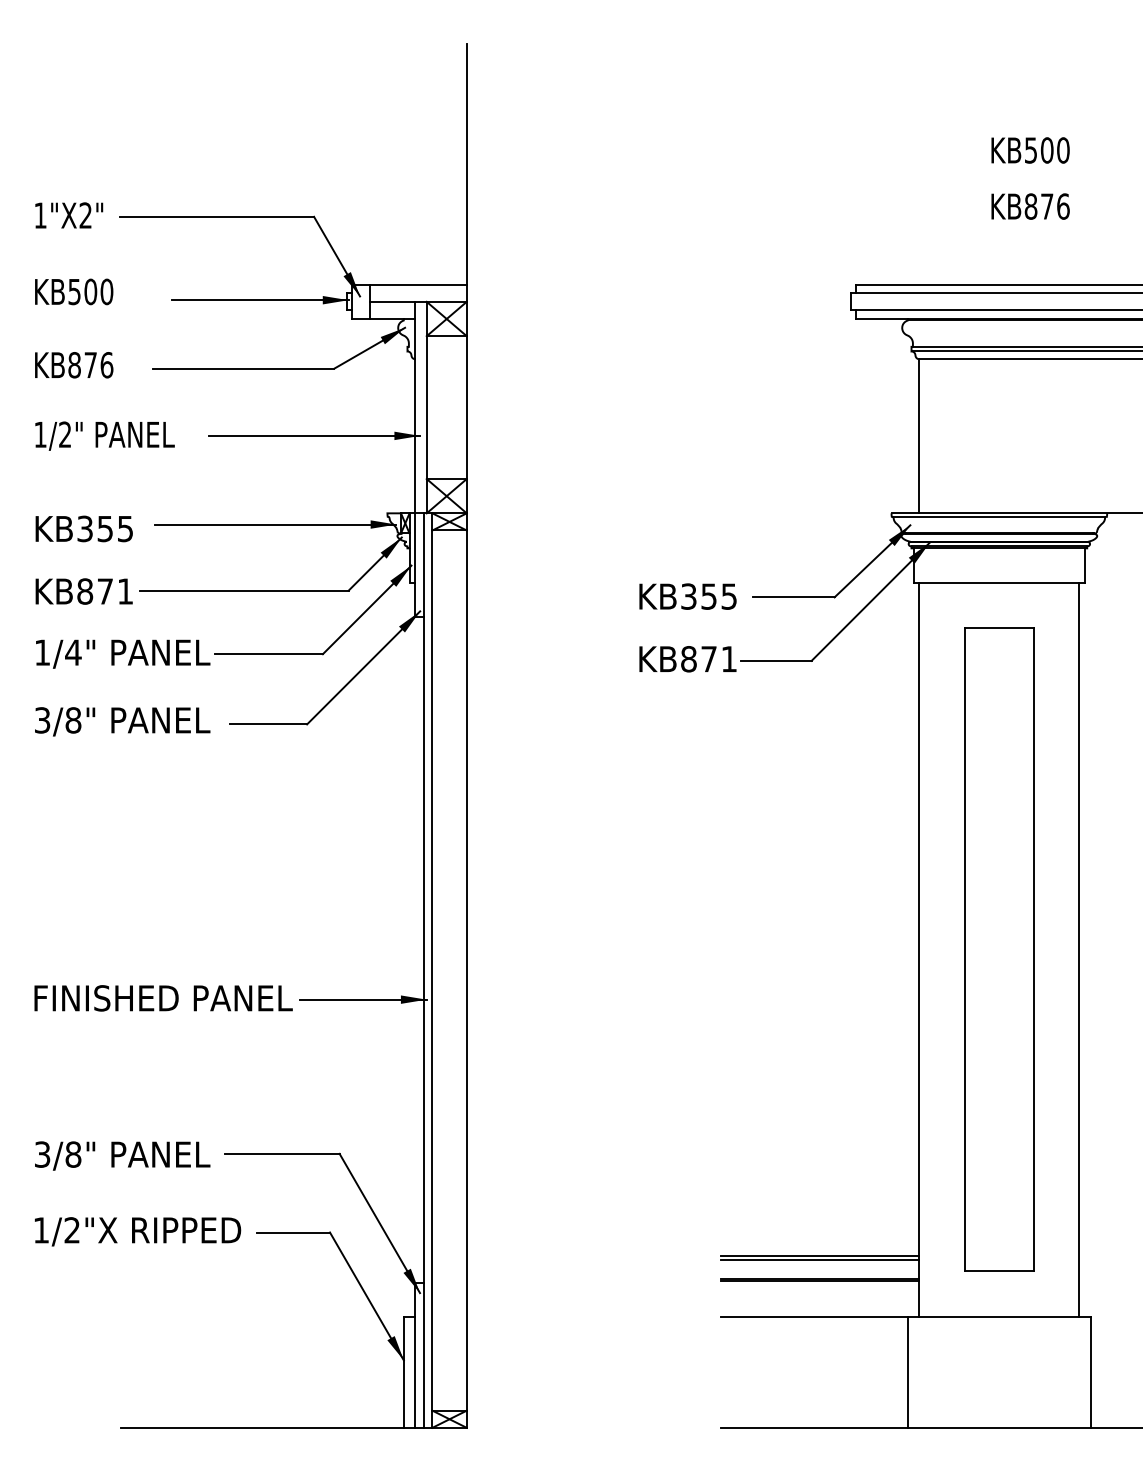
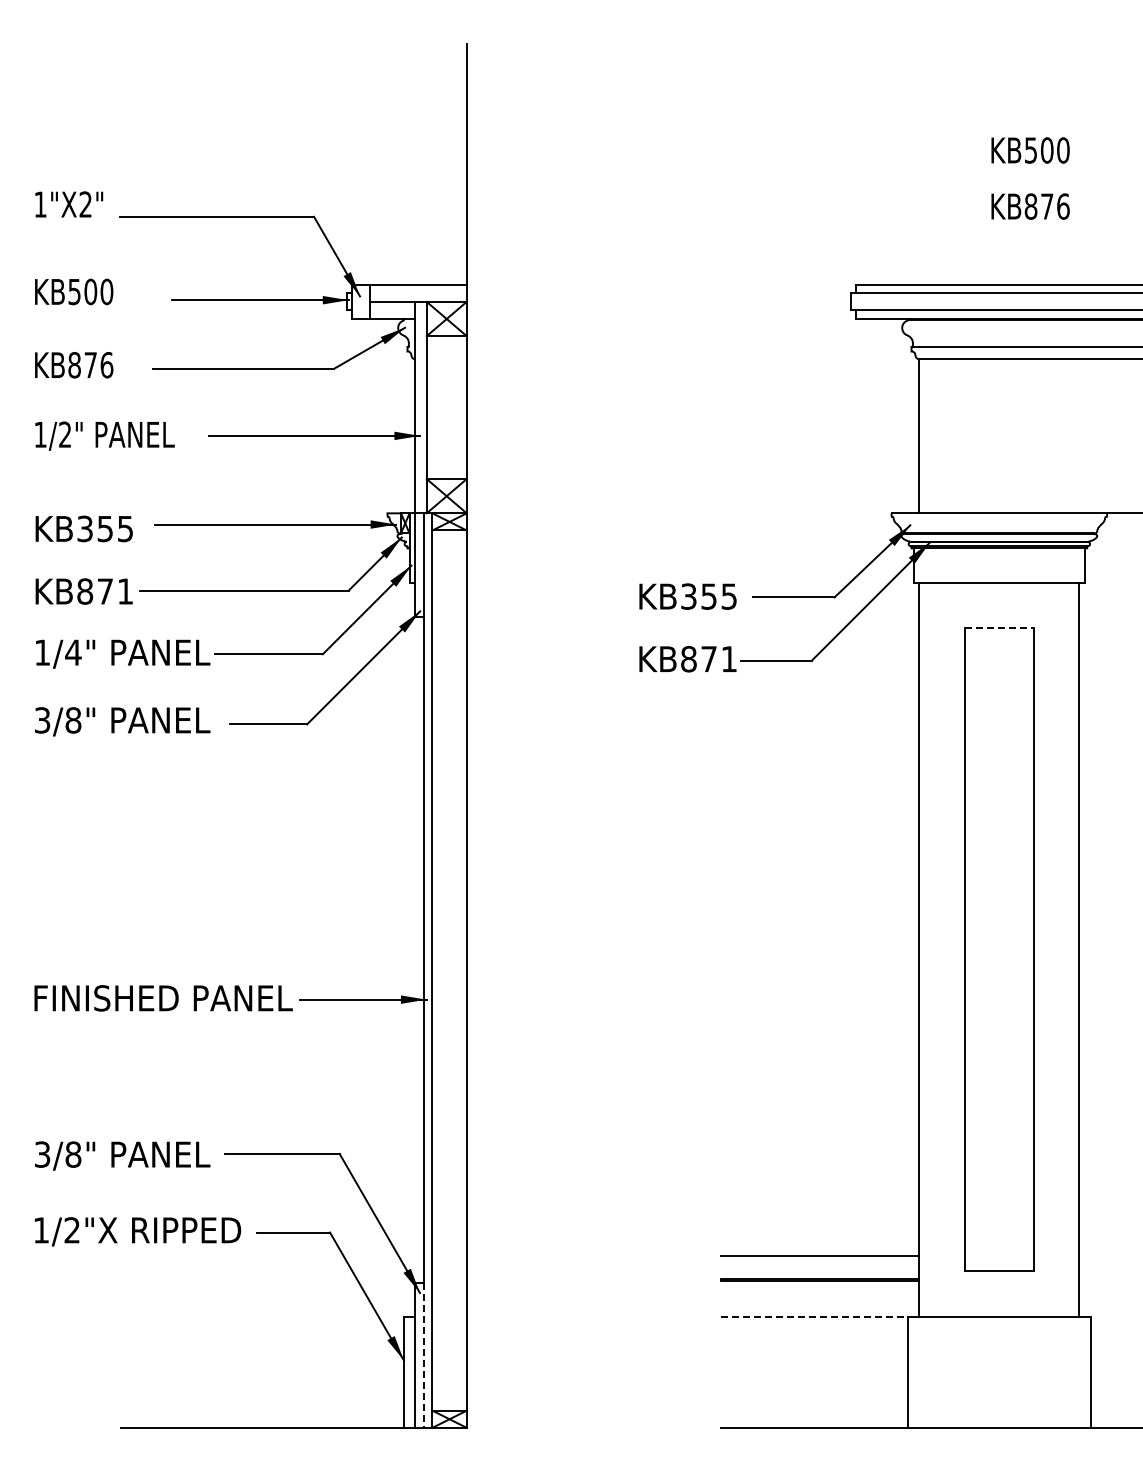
text position: (69, 215) -> (69, 204) (69, 204)
line: present -> none (1025, 351)
line: present -> none (999, 517)
line: solid -> dashed (999, 628)
line: present -> none (820, 1259)
line: solid -> dashed (815, 1317)
line: solid -> dashed (423, 1355)
